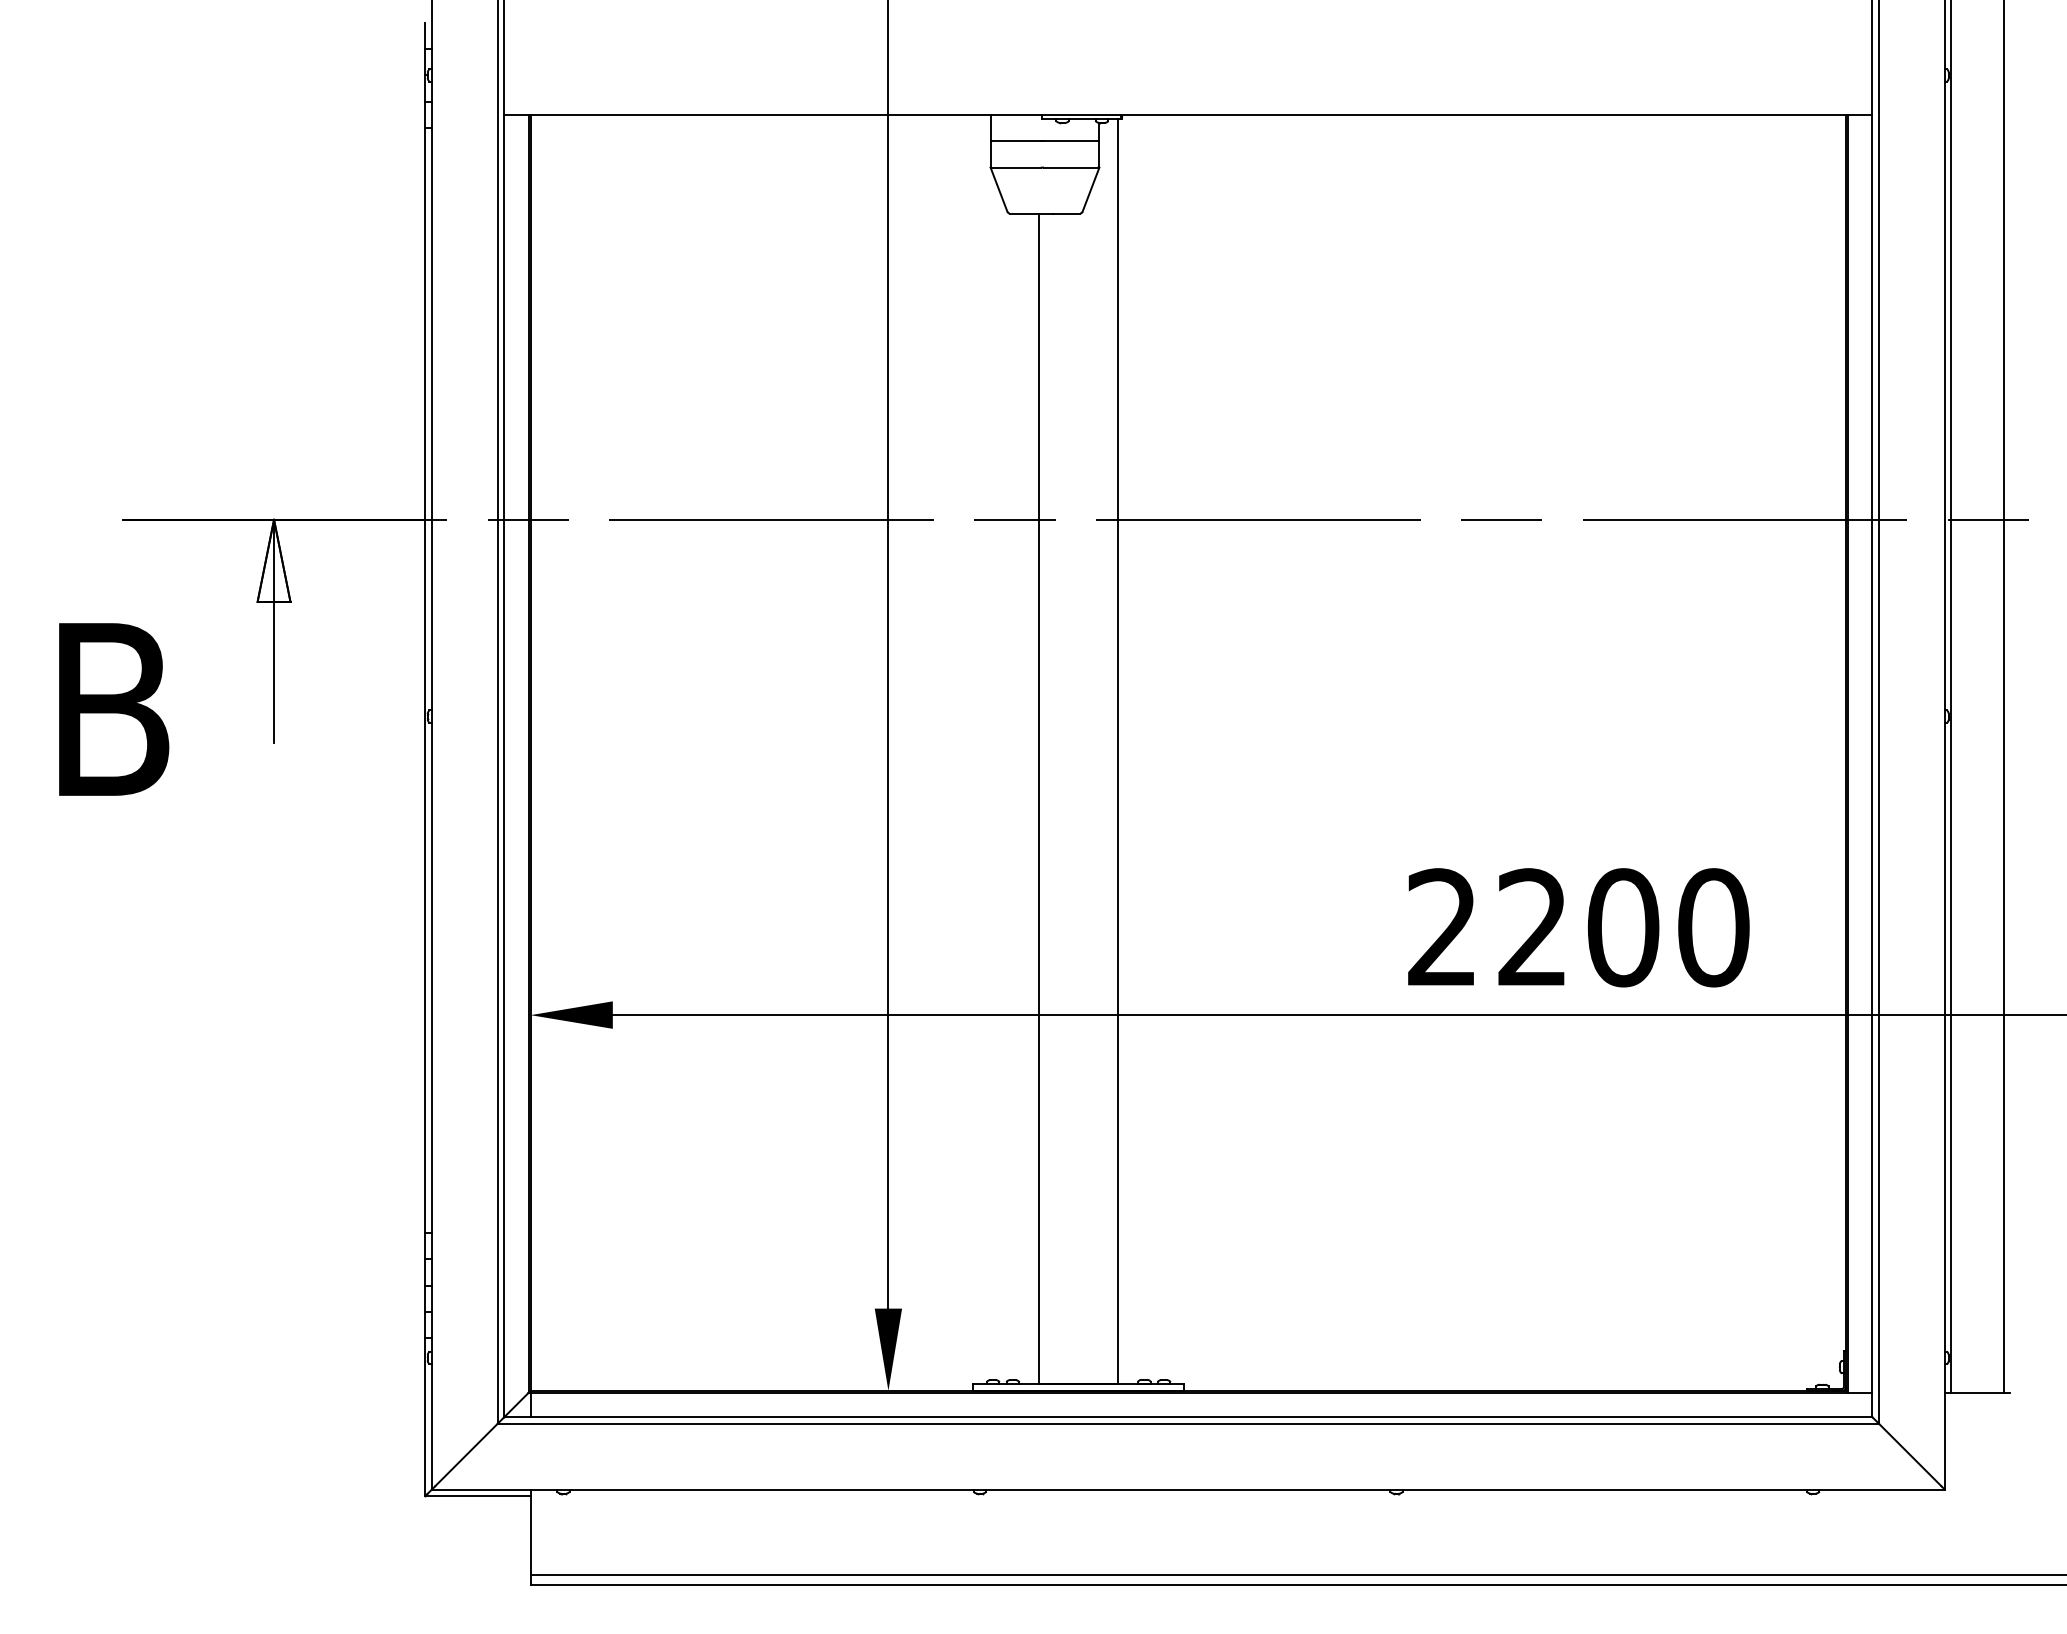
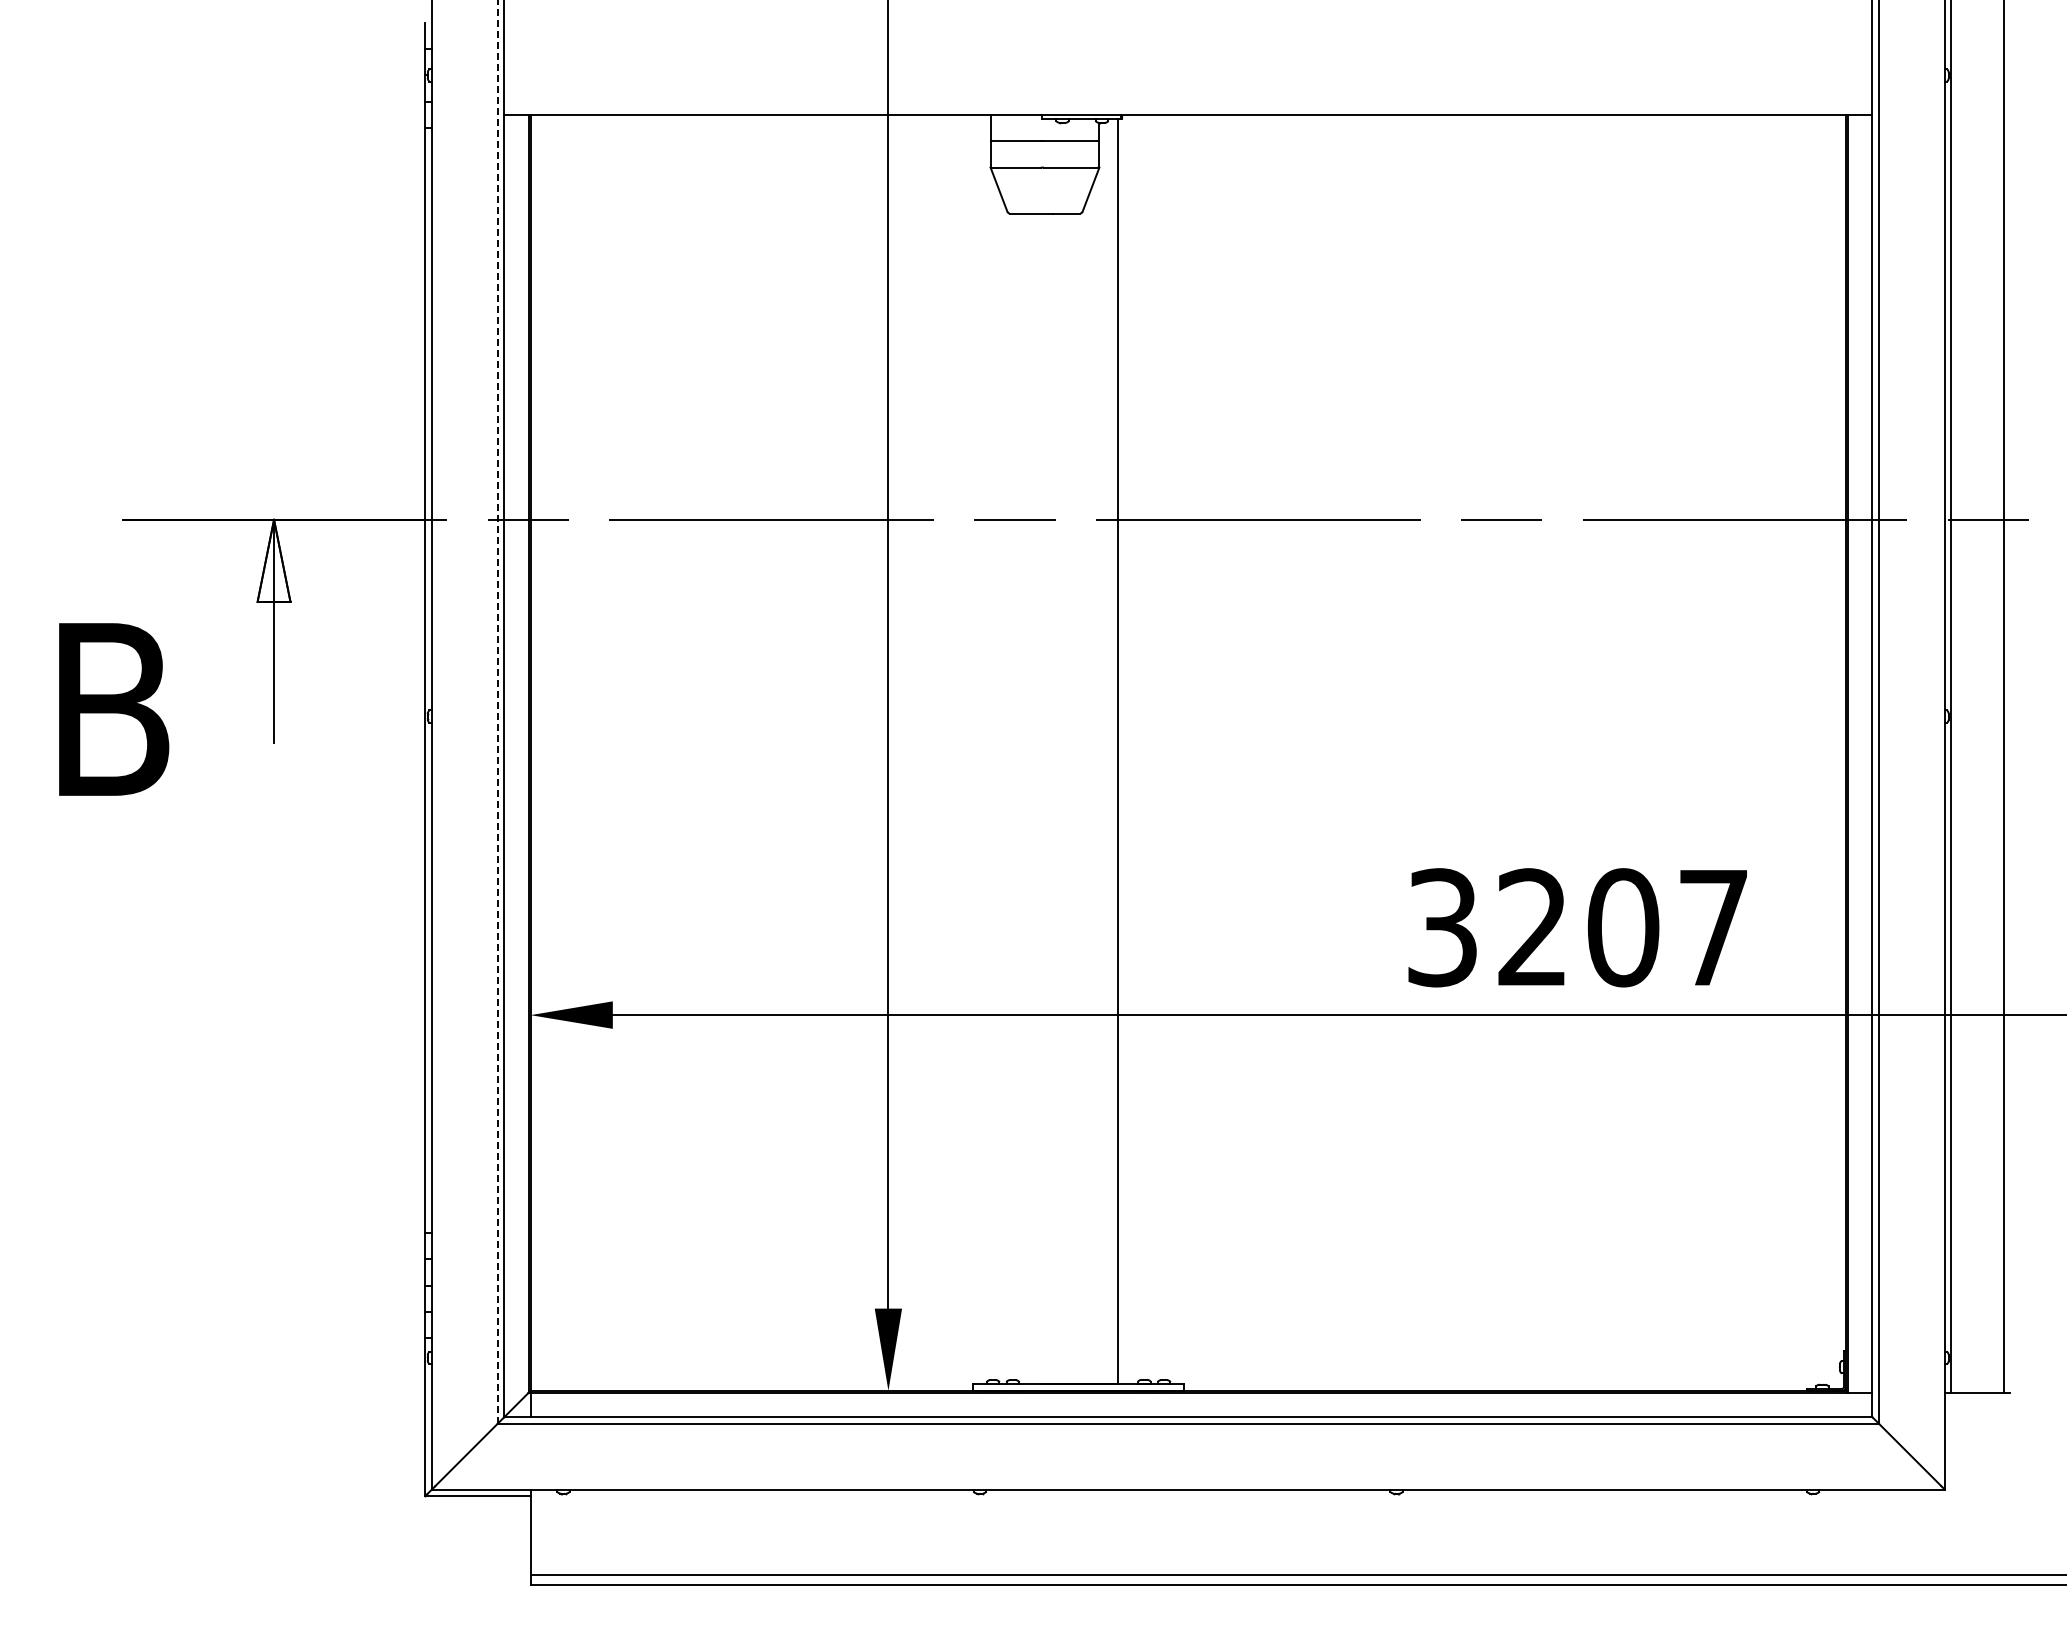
line: solid -> dashed (497, 711)
line: present -> none (1039, 798)
text: 2200 -> 3207 (1578, 927)
